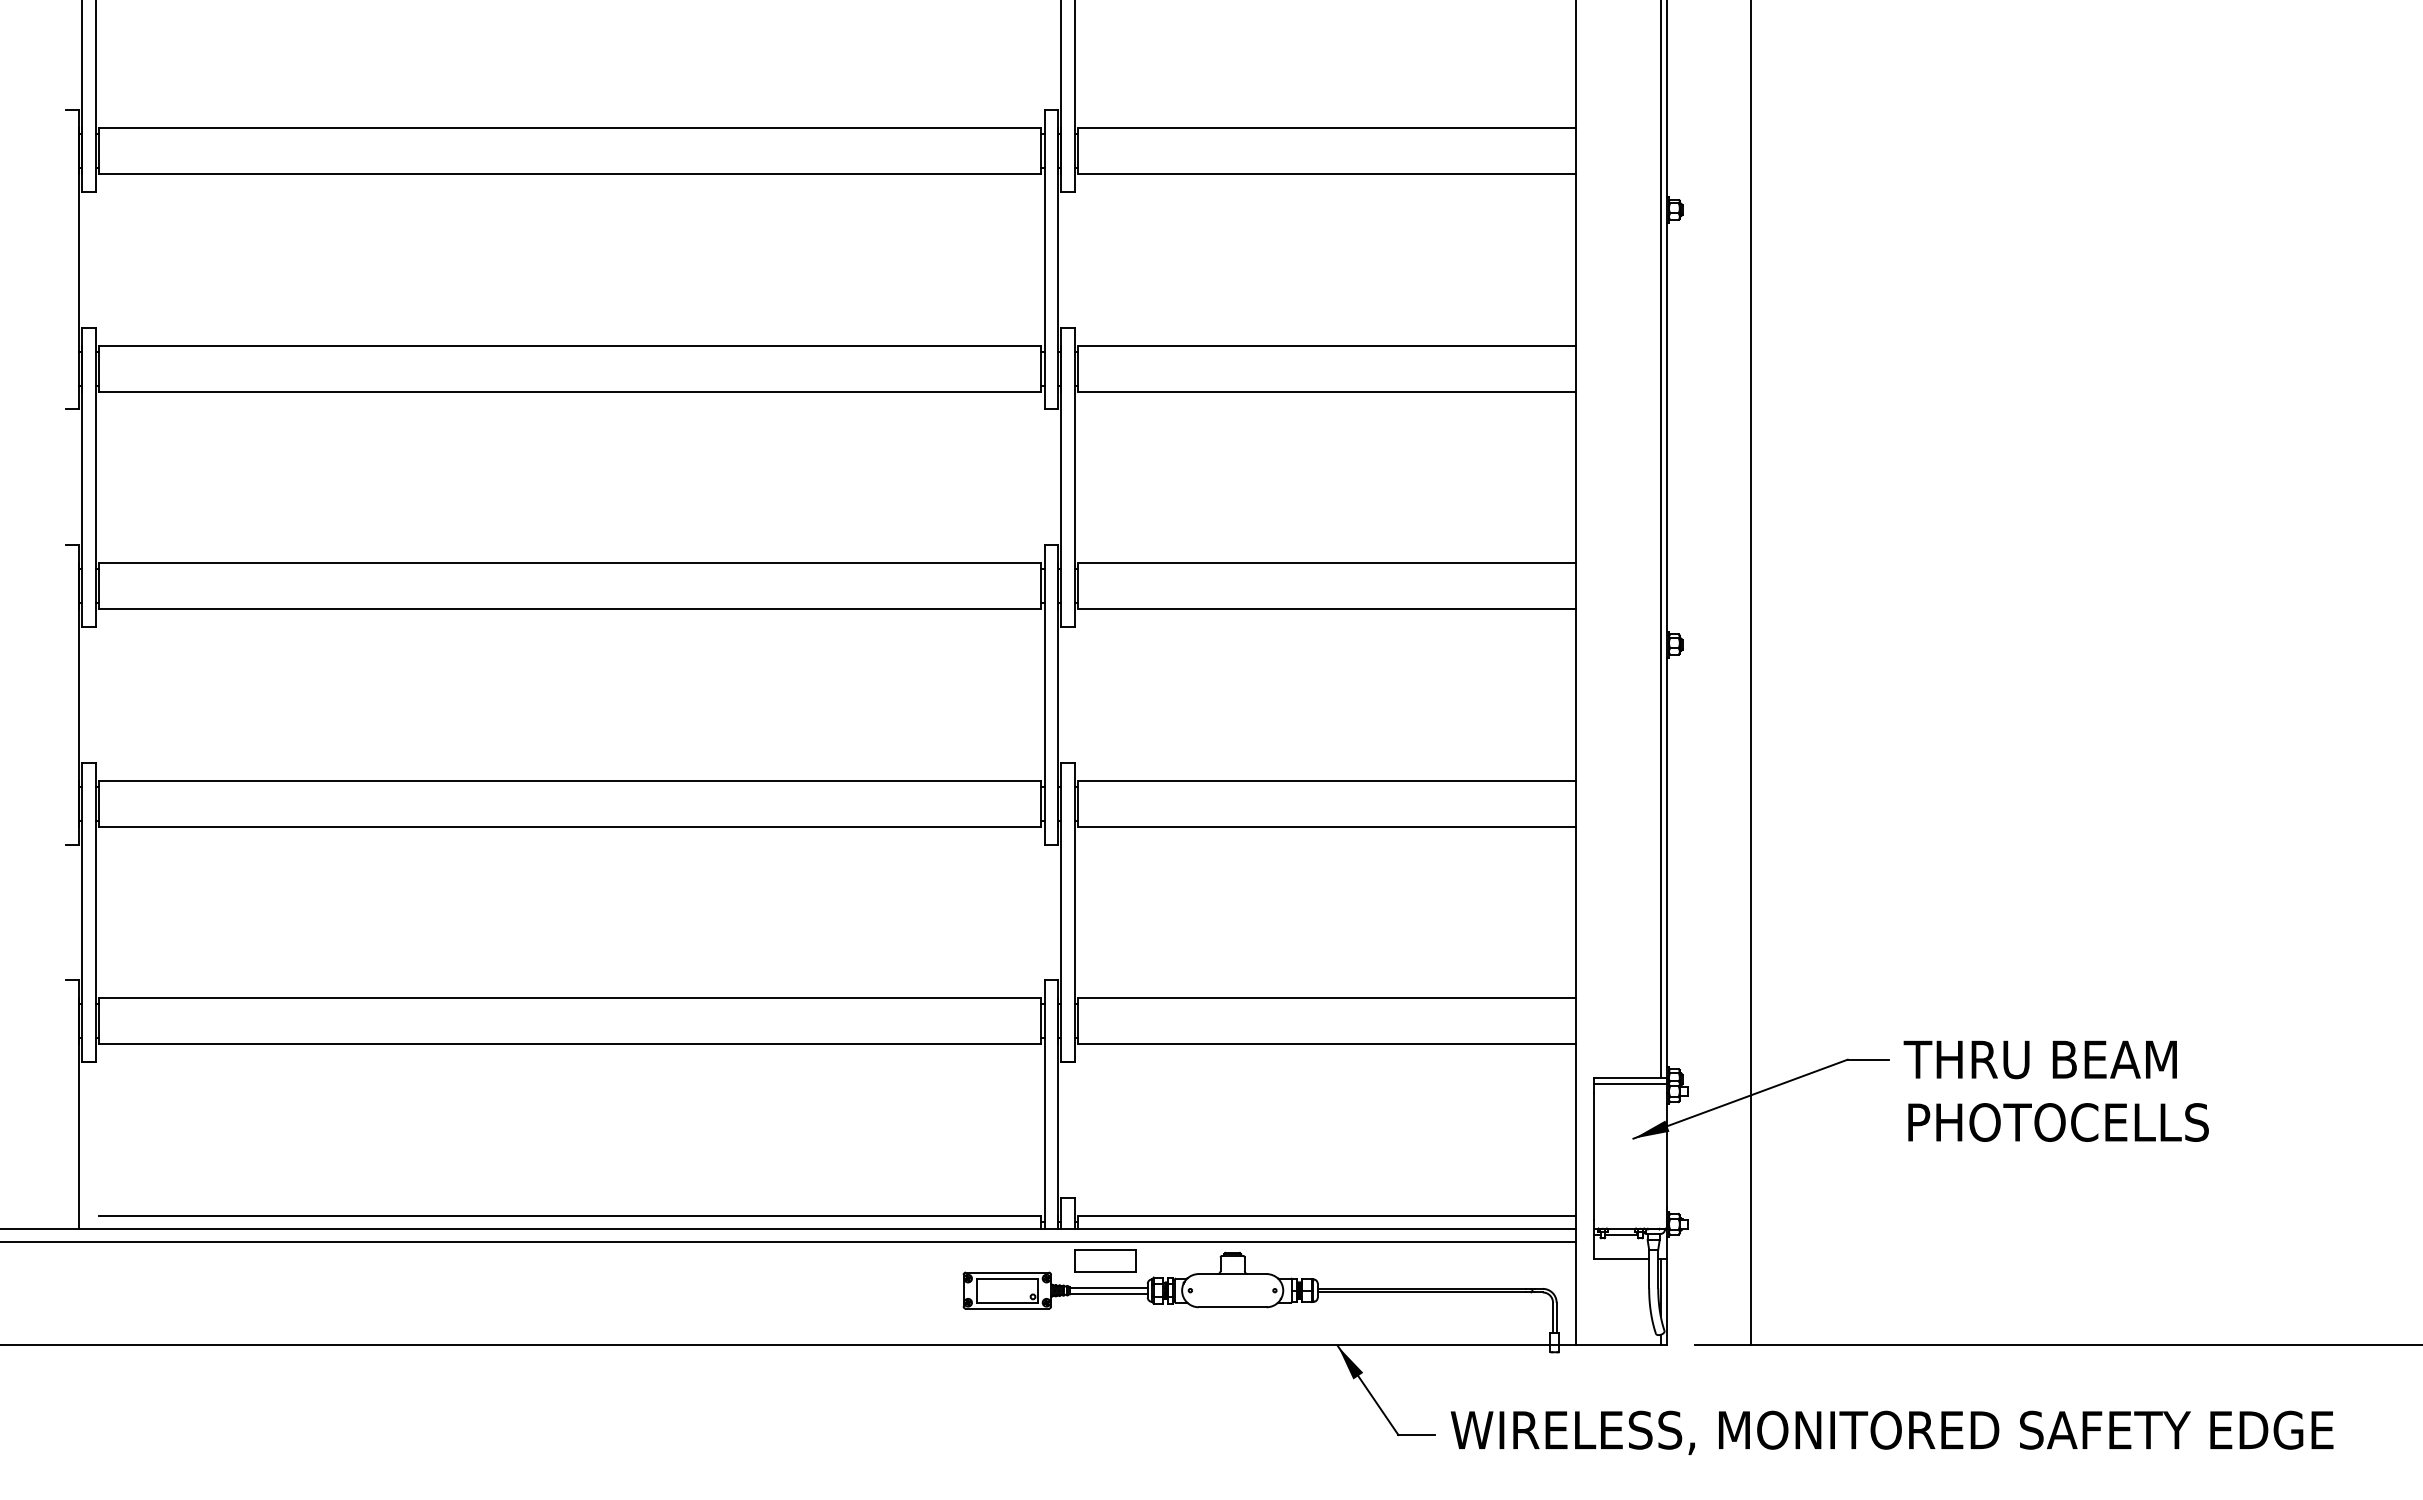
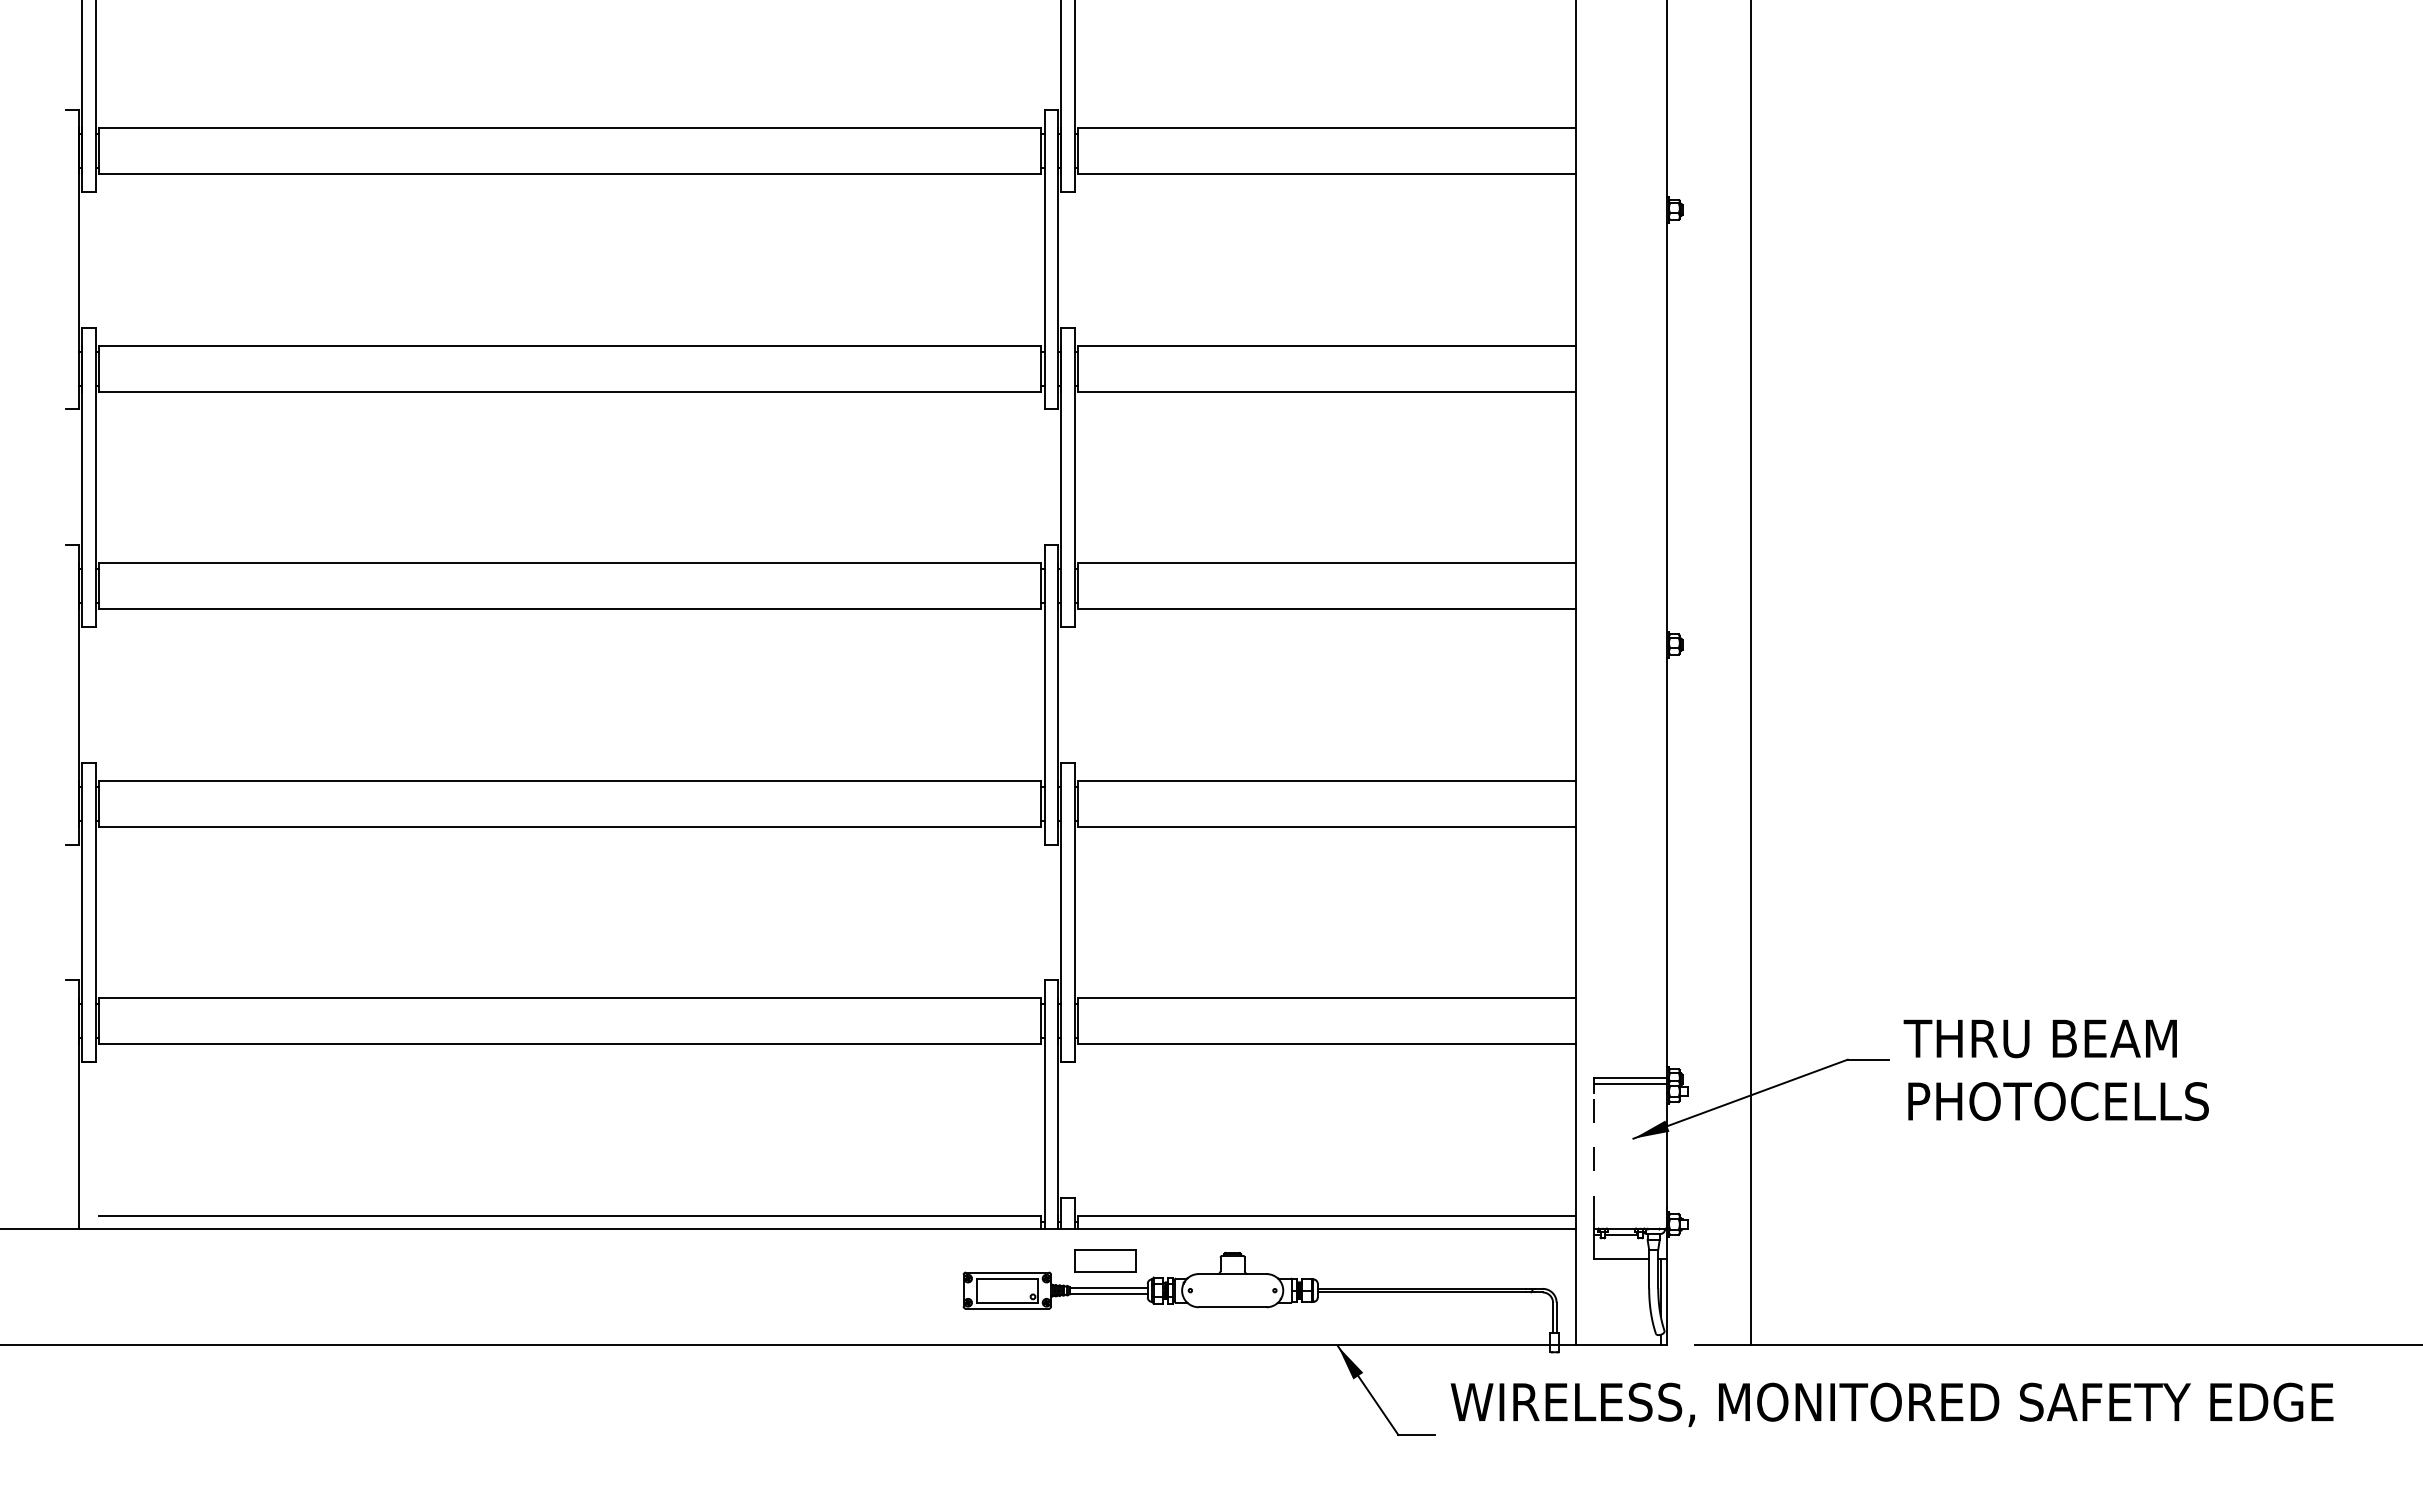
line: present -> none (1660, 539)
text position: (2055, 1090) -> (2055, 1069) (2055, 1069)
line: solid -> dashed (1594, 1155)
line: present -> none (789, 1241)
text position: (1891, 1432) -> (1891, 1404) (1891, 1404)
